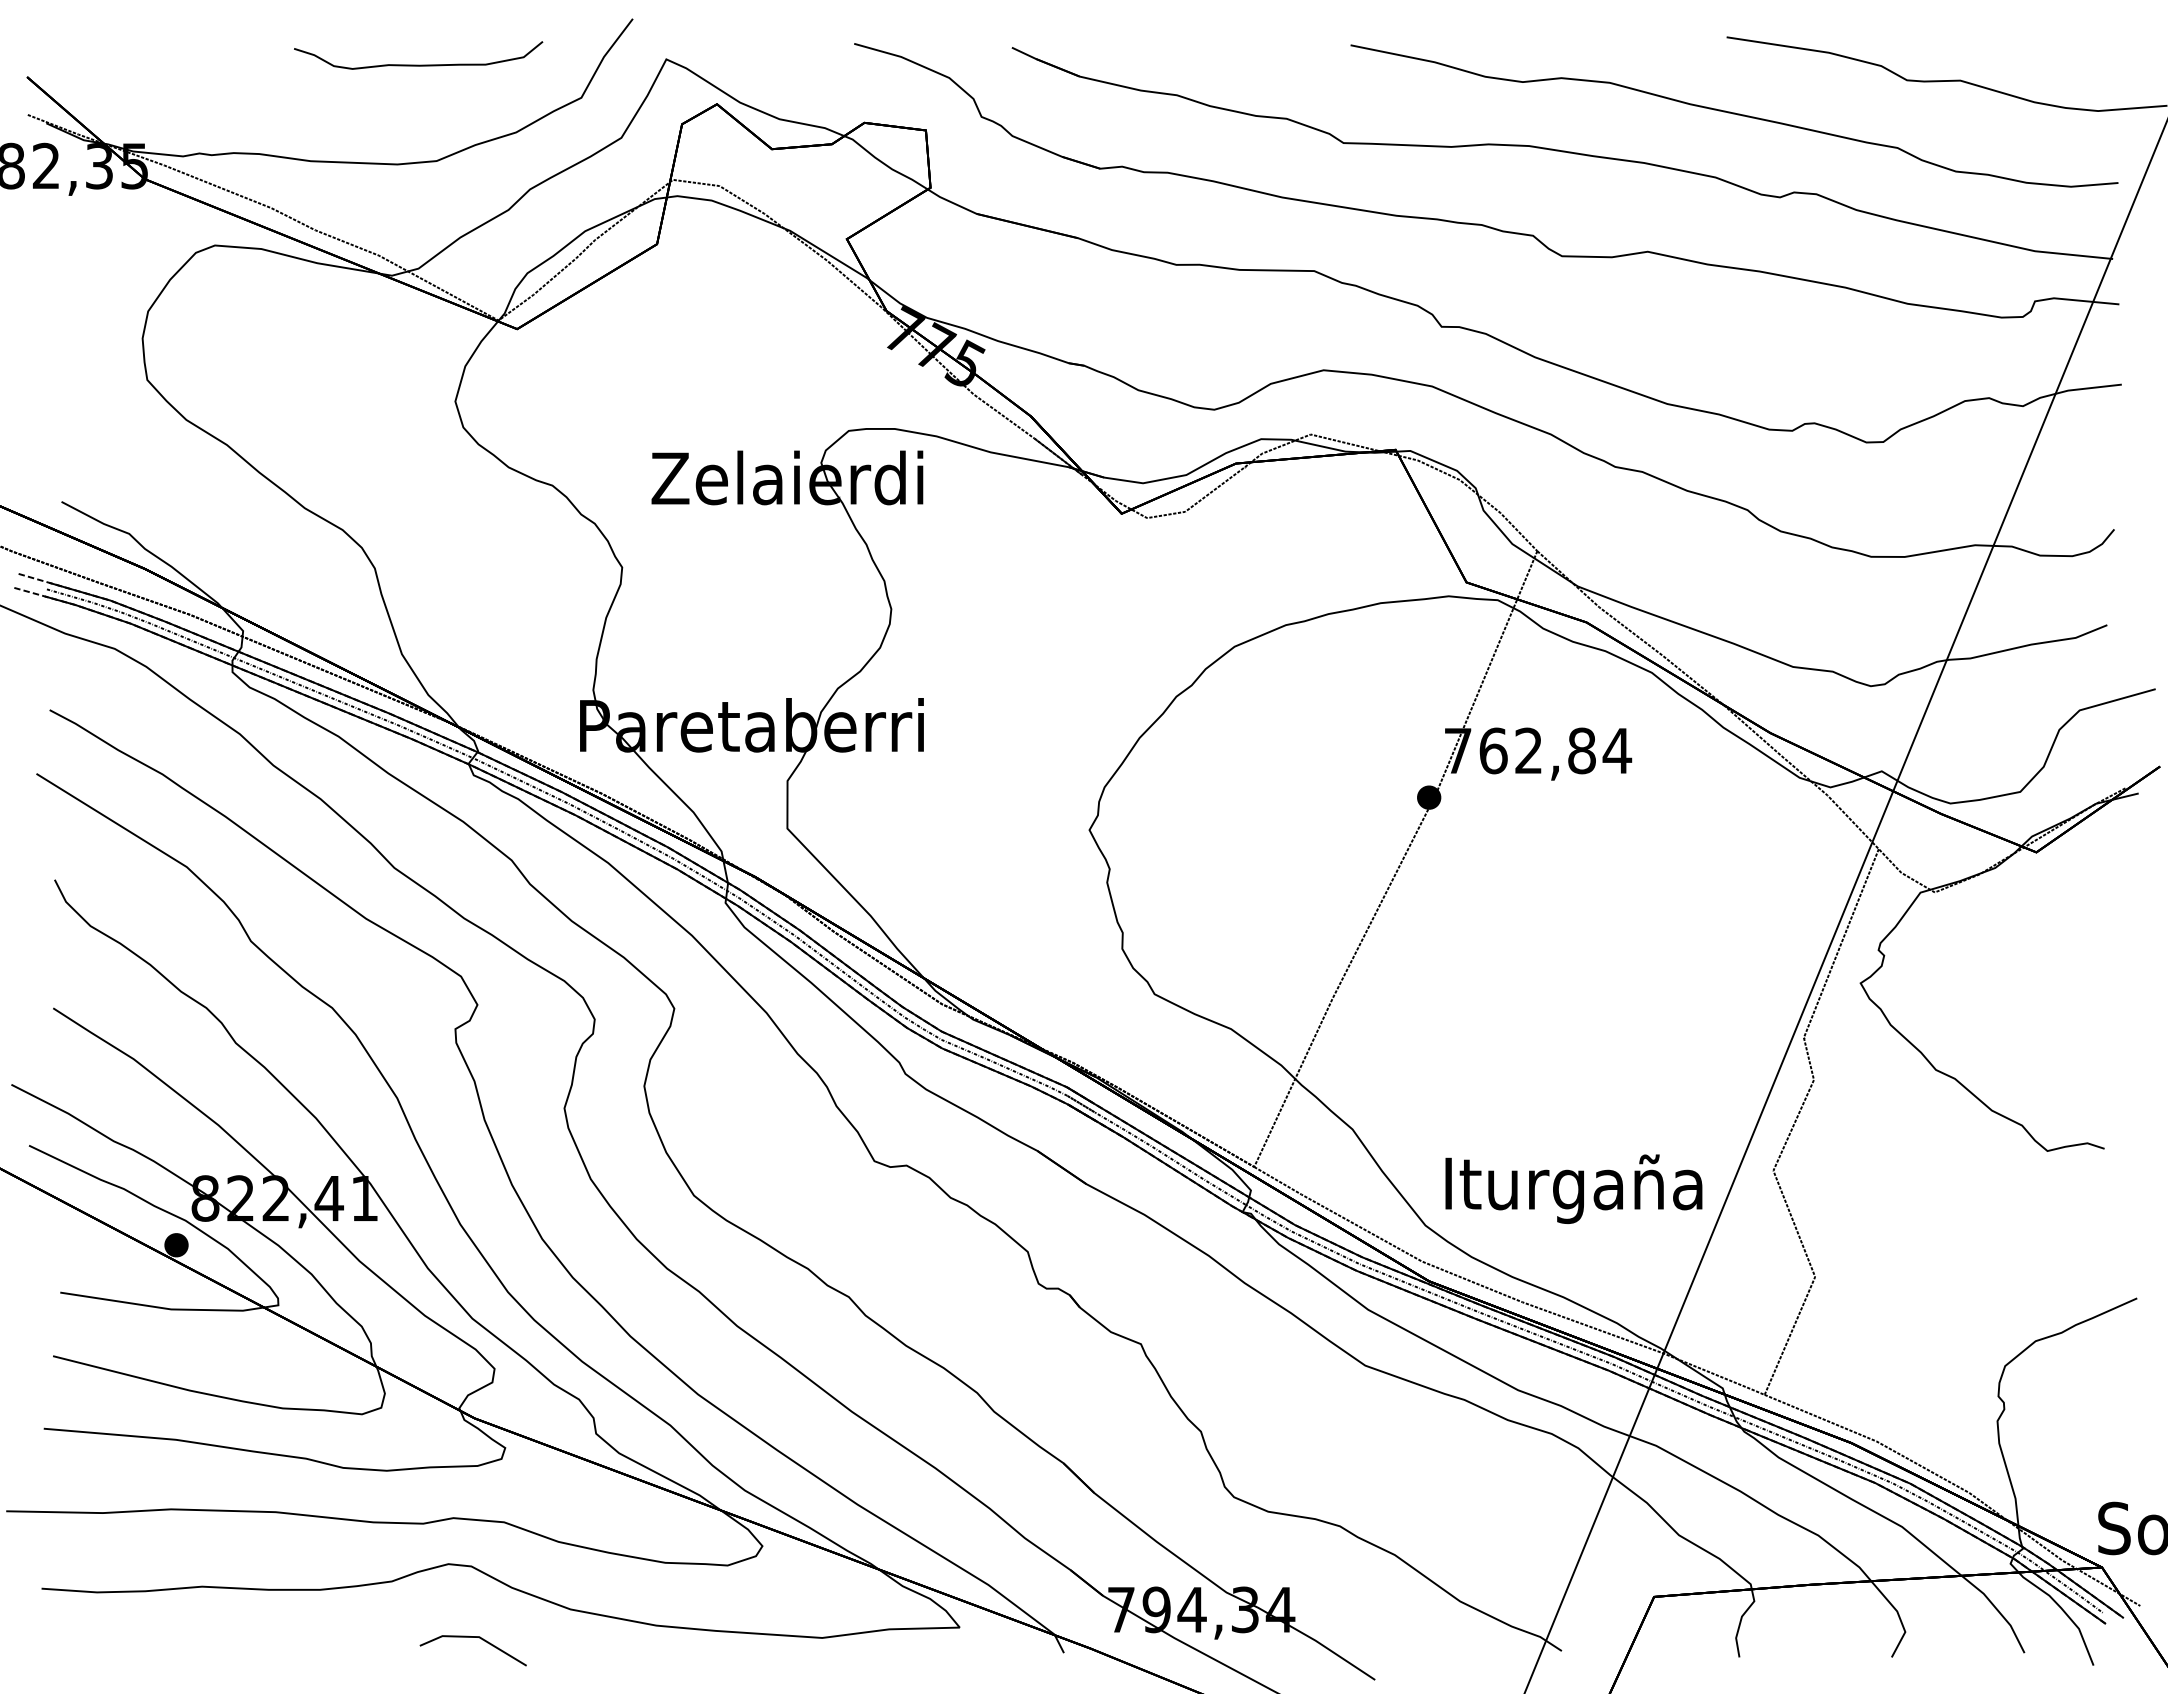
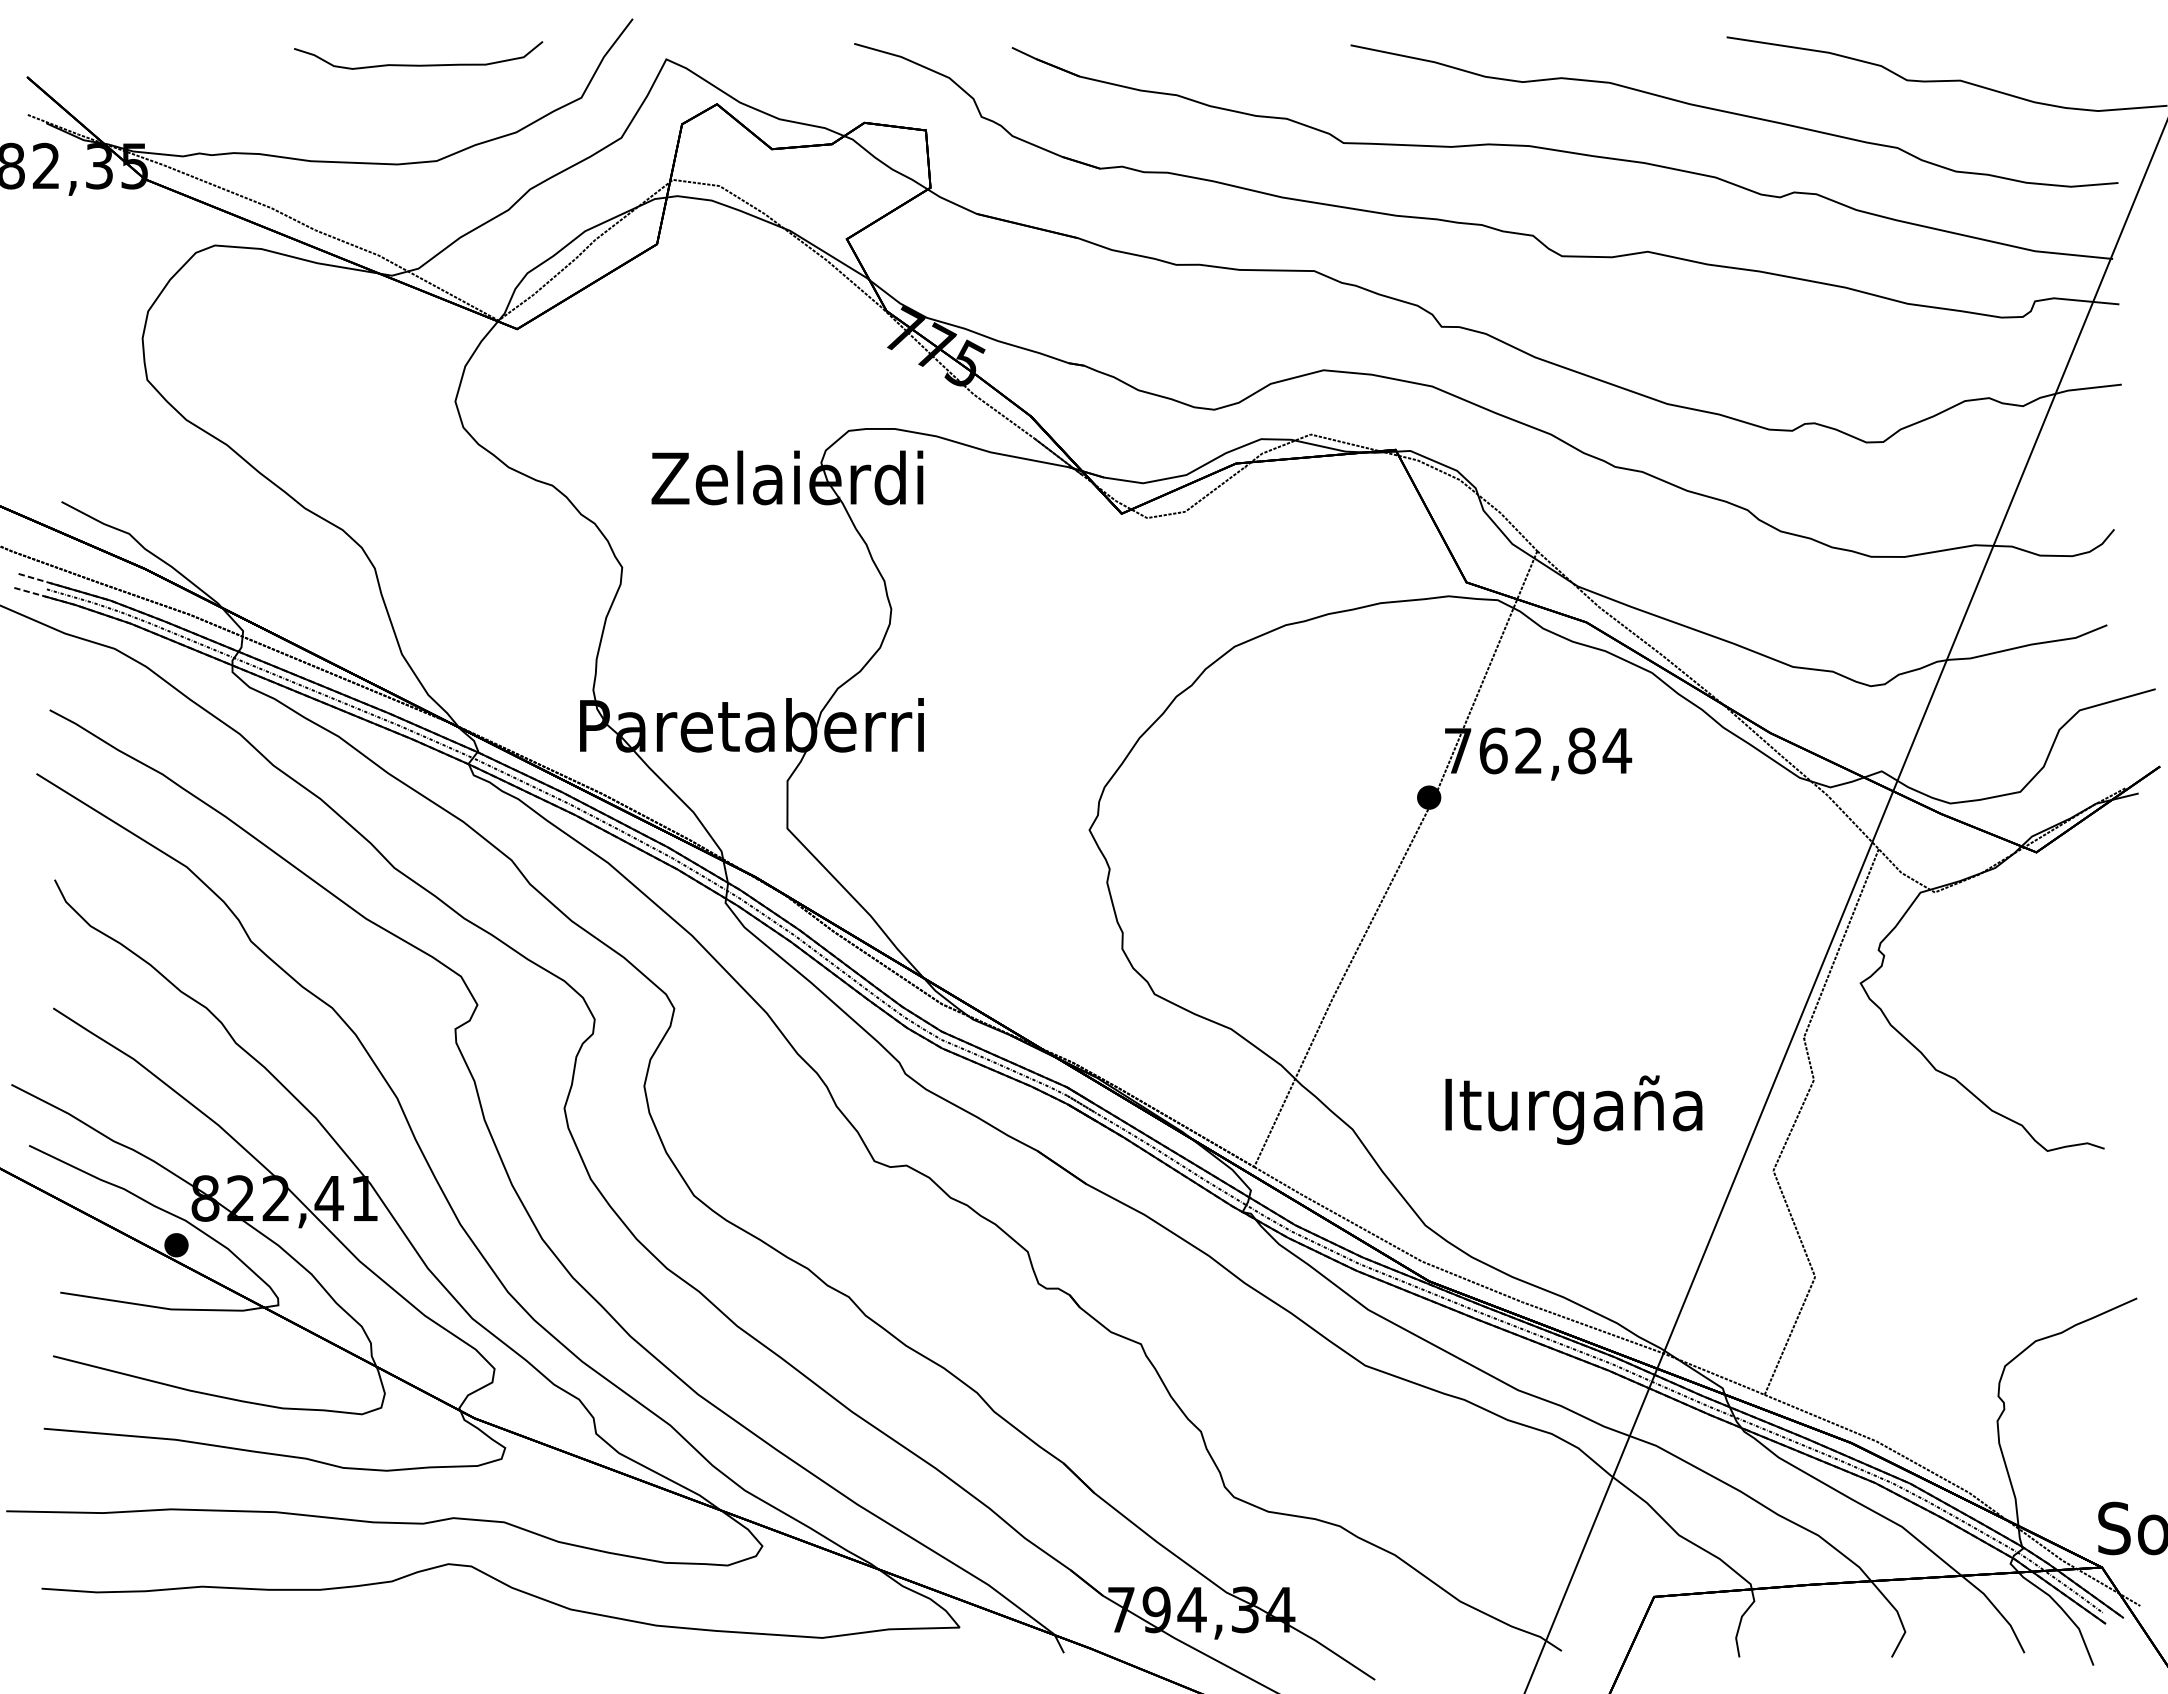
text position: (1573, 1188) -> (1573, 1109) (1573, 1109)
line: present -> none (472, 1637)
